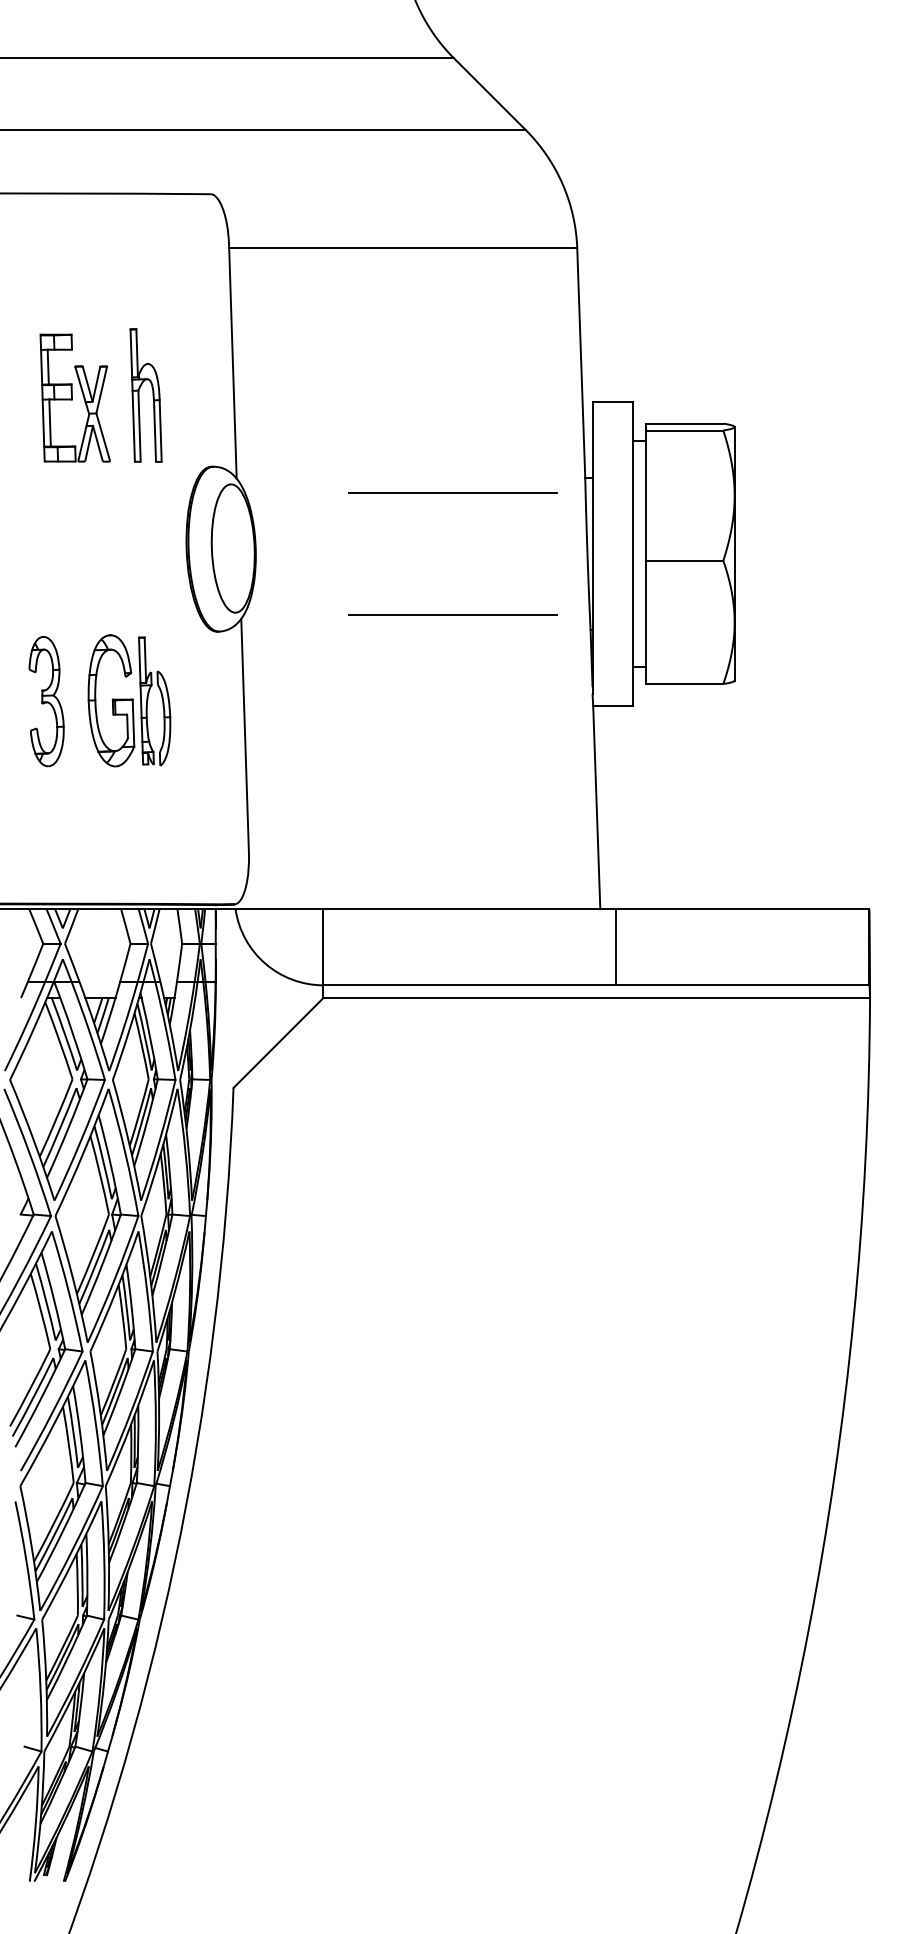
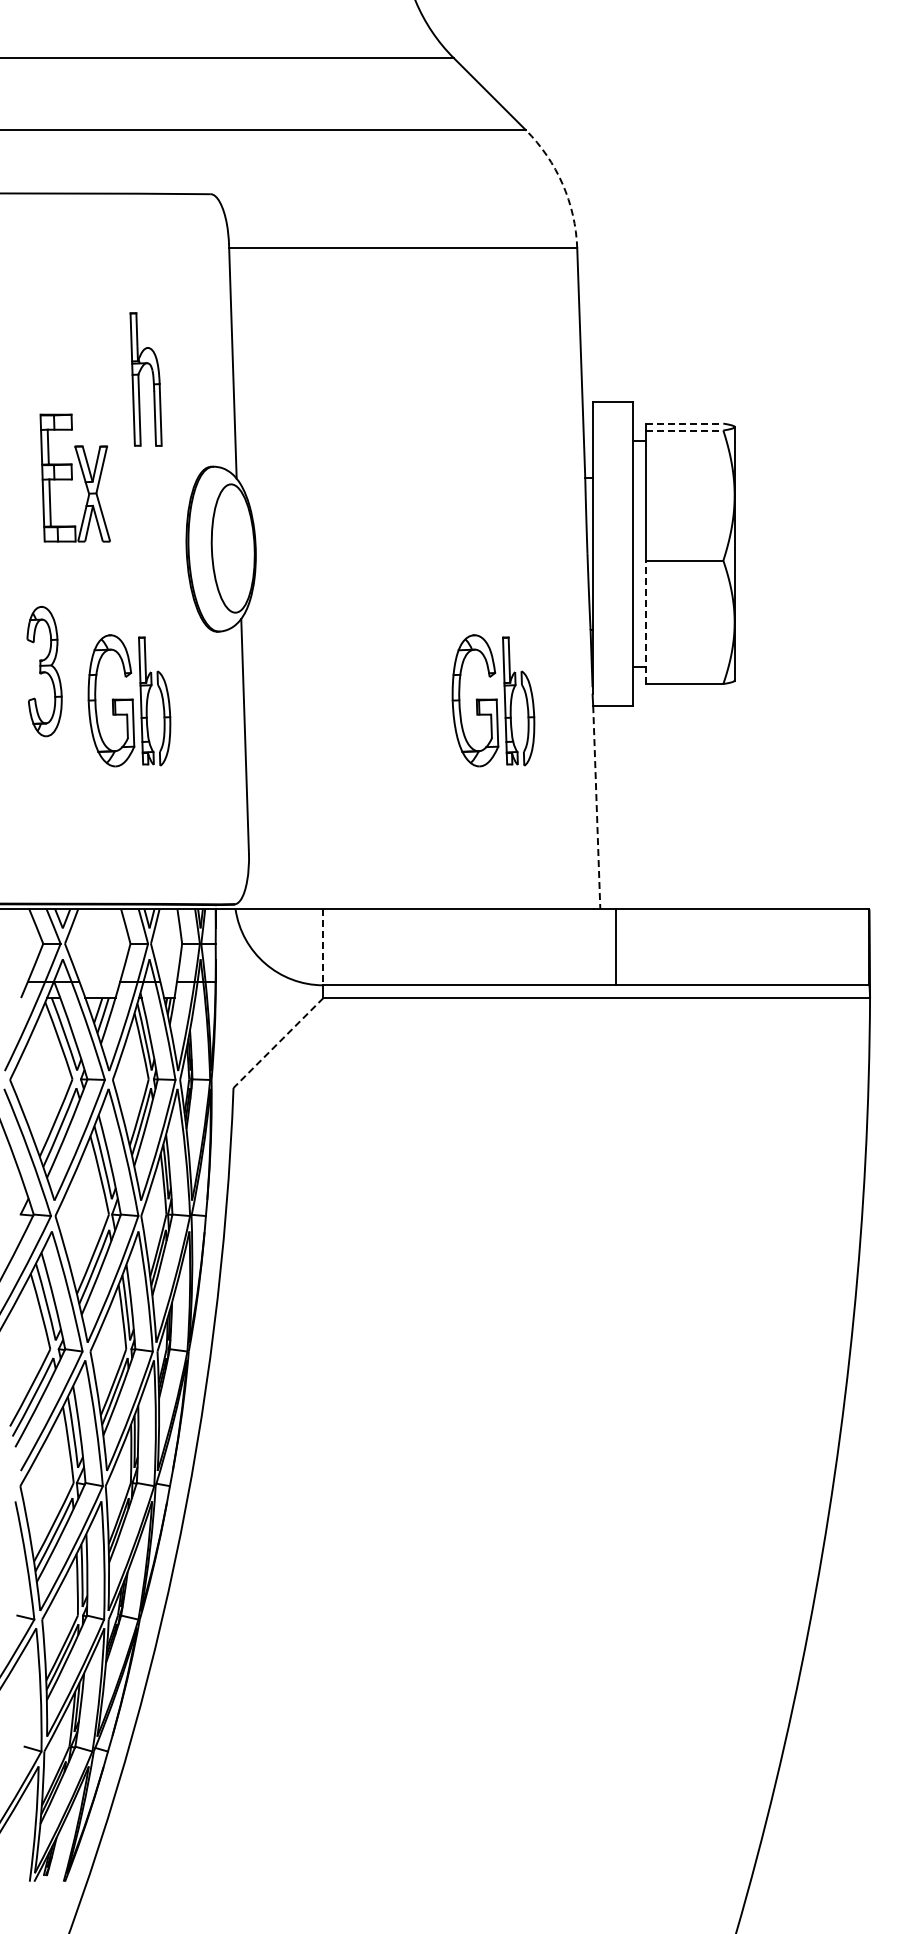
arc: solid -> dashed (562, 184)
part position: (145, 395) -> (145, 379) (145, 379)
part position: (74, 397) -> (74, 477) (74, 477)
line: solid -> dashed (684, 423)
line: solid -> dashed (684, 430)
line: present -> none (452, 492)
line: present -> none (452, 614)
line: solid -> dashed (645, 622)
part: none -> present (493, 700)
part position: (46, 701) -> (44, 671) (44, 671)
line: solid -> dashed (596, 807)
line: solid -> dashed (323, 947)
line: solid -> dashed (278, 1043)
